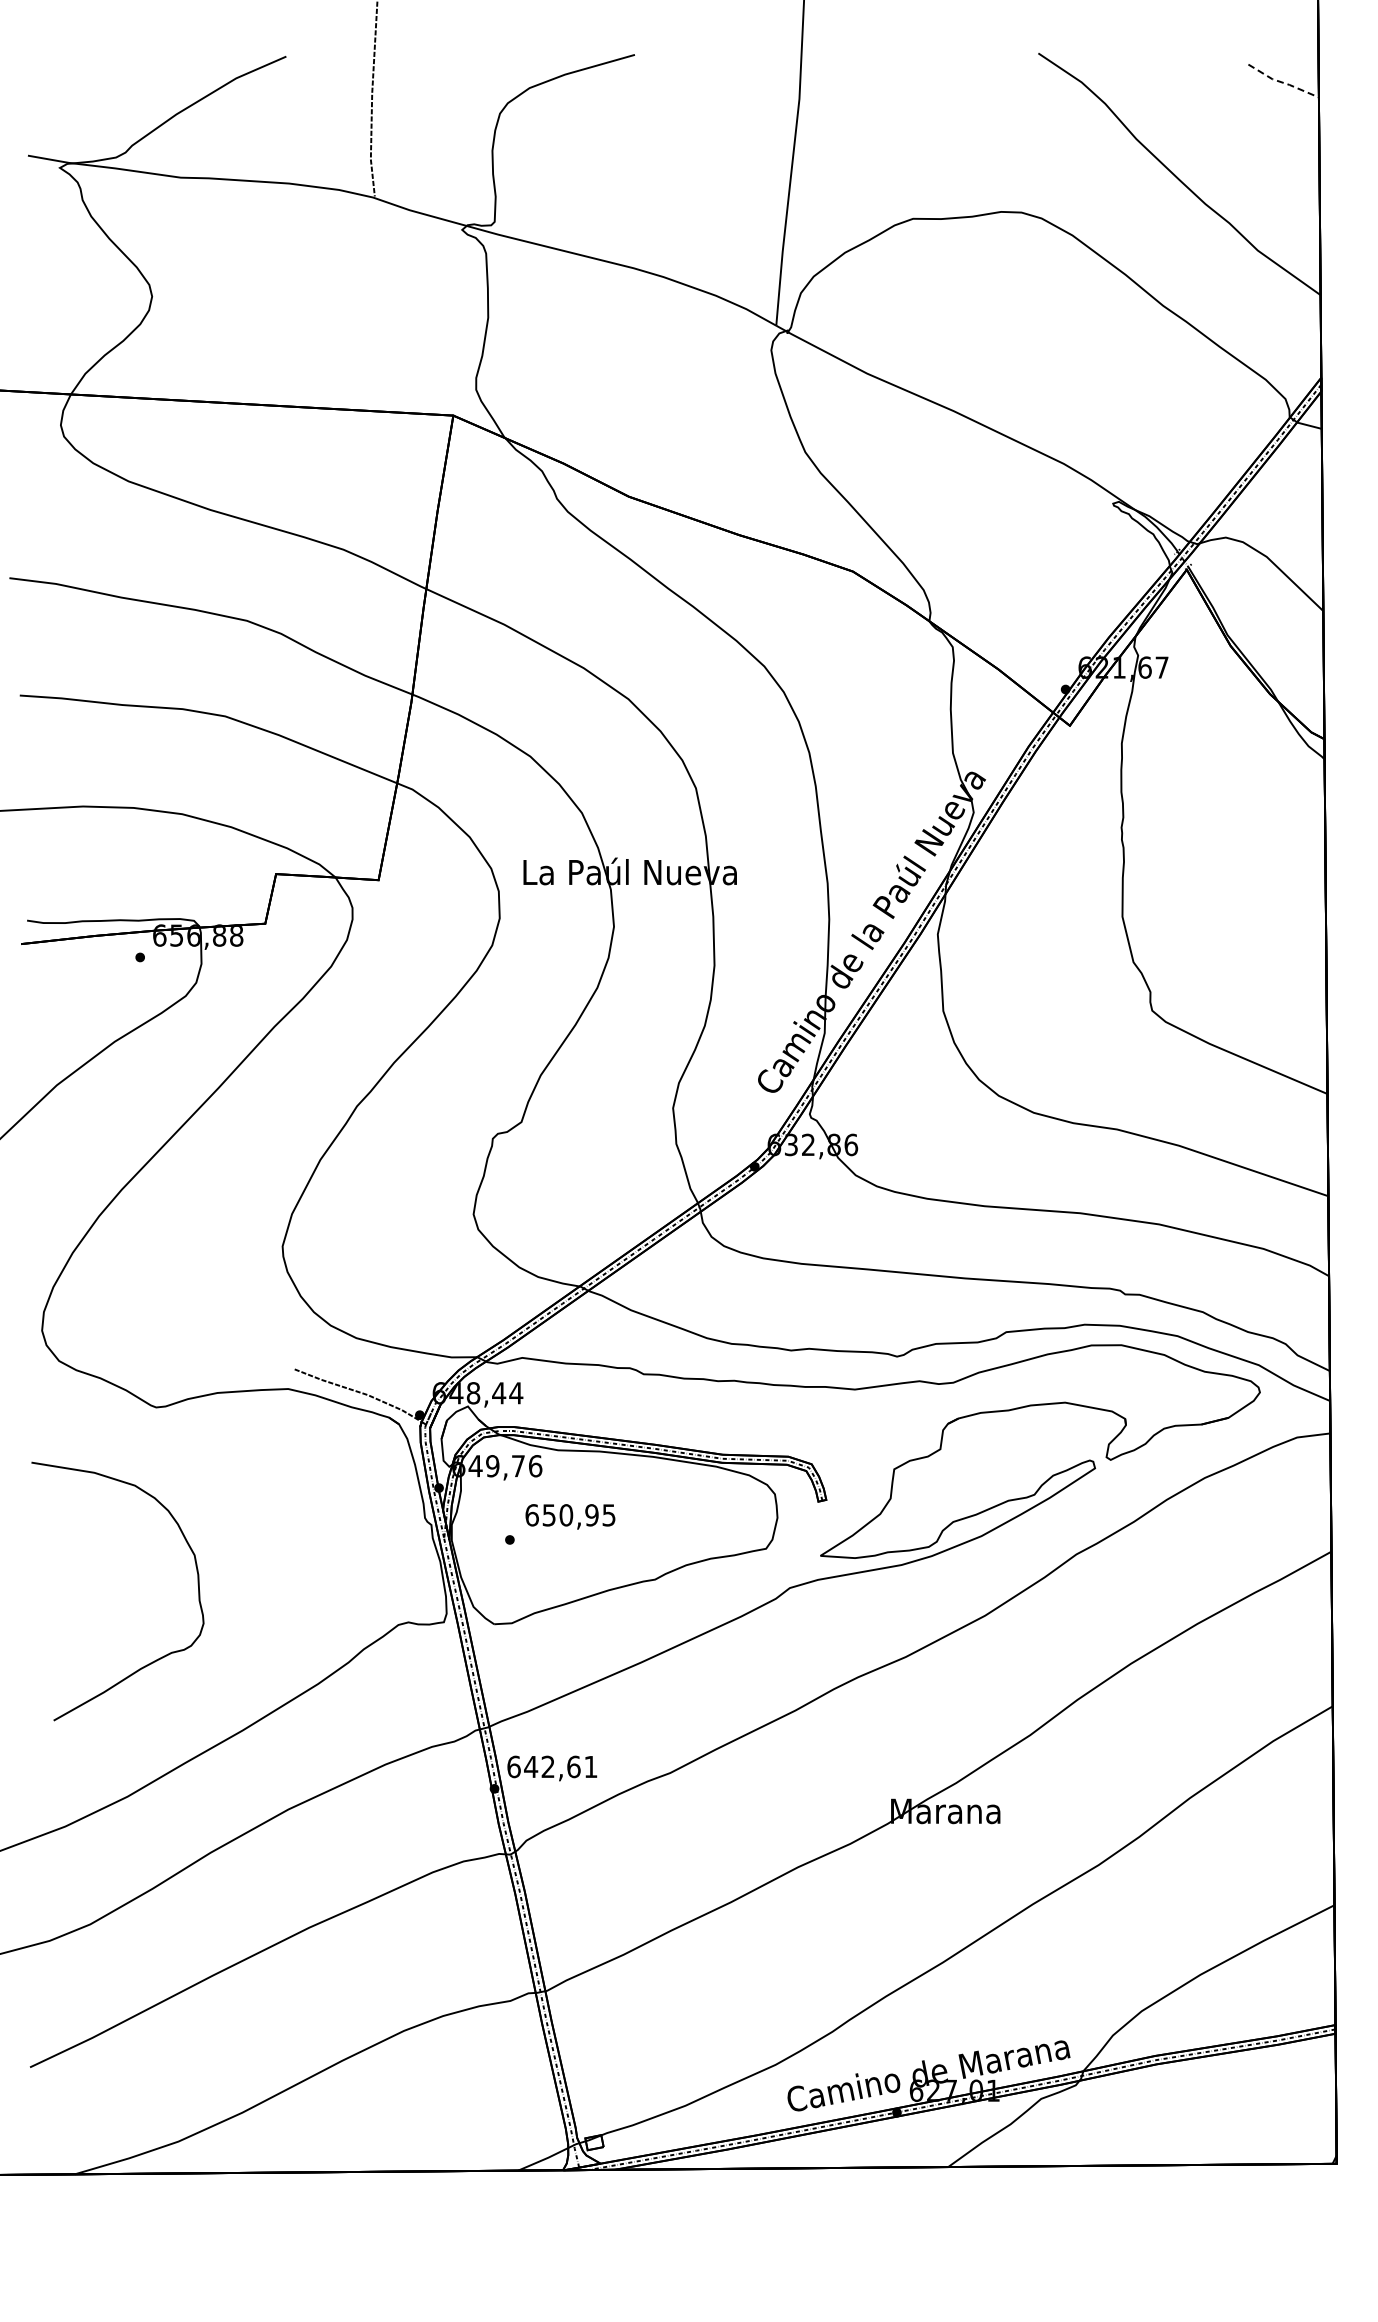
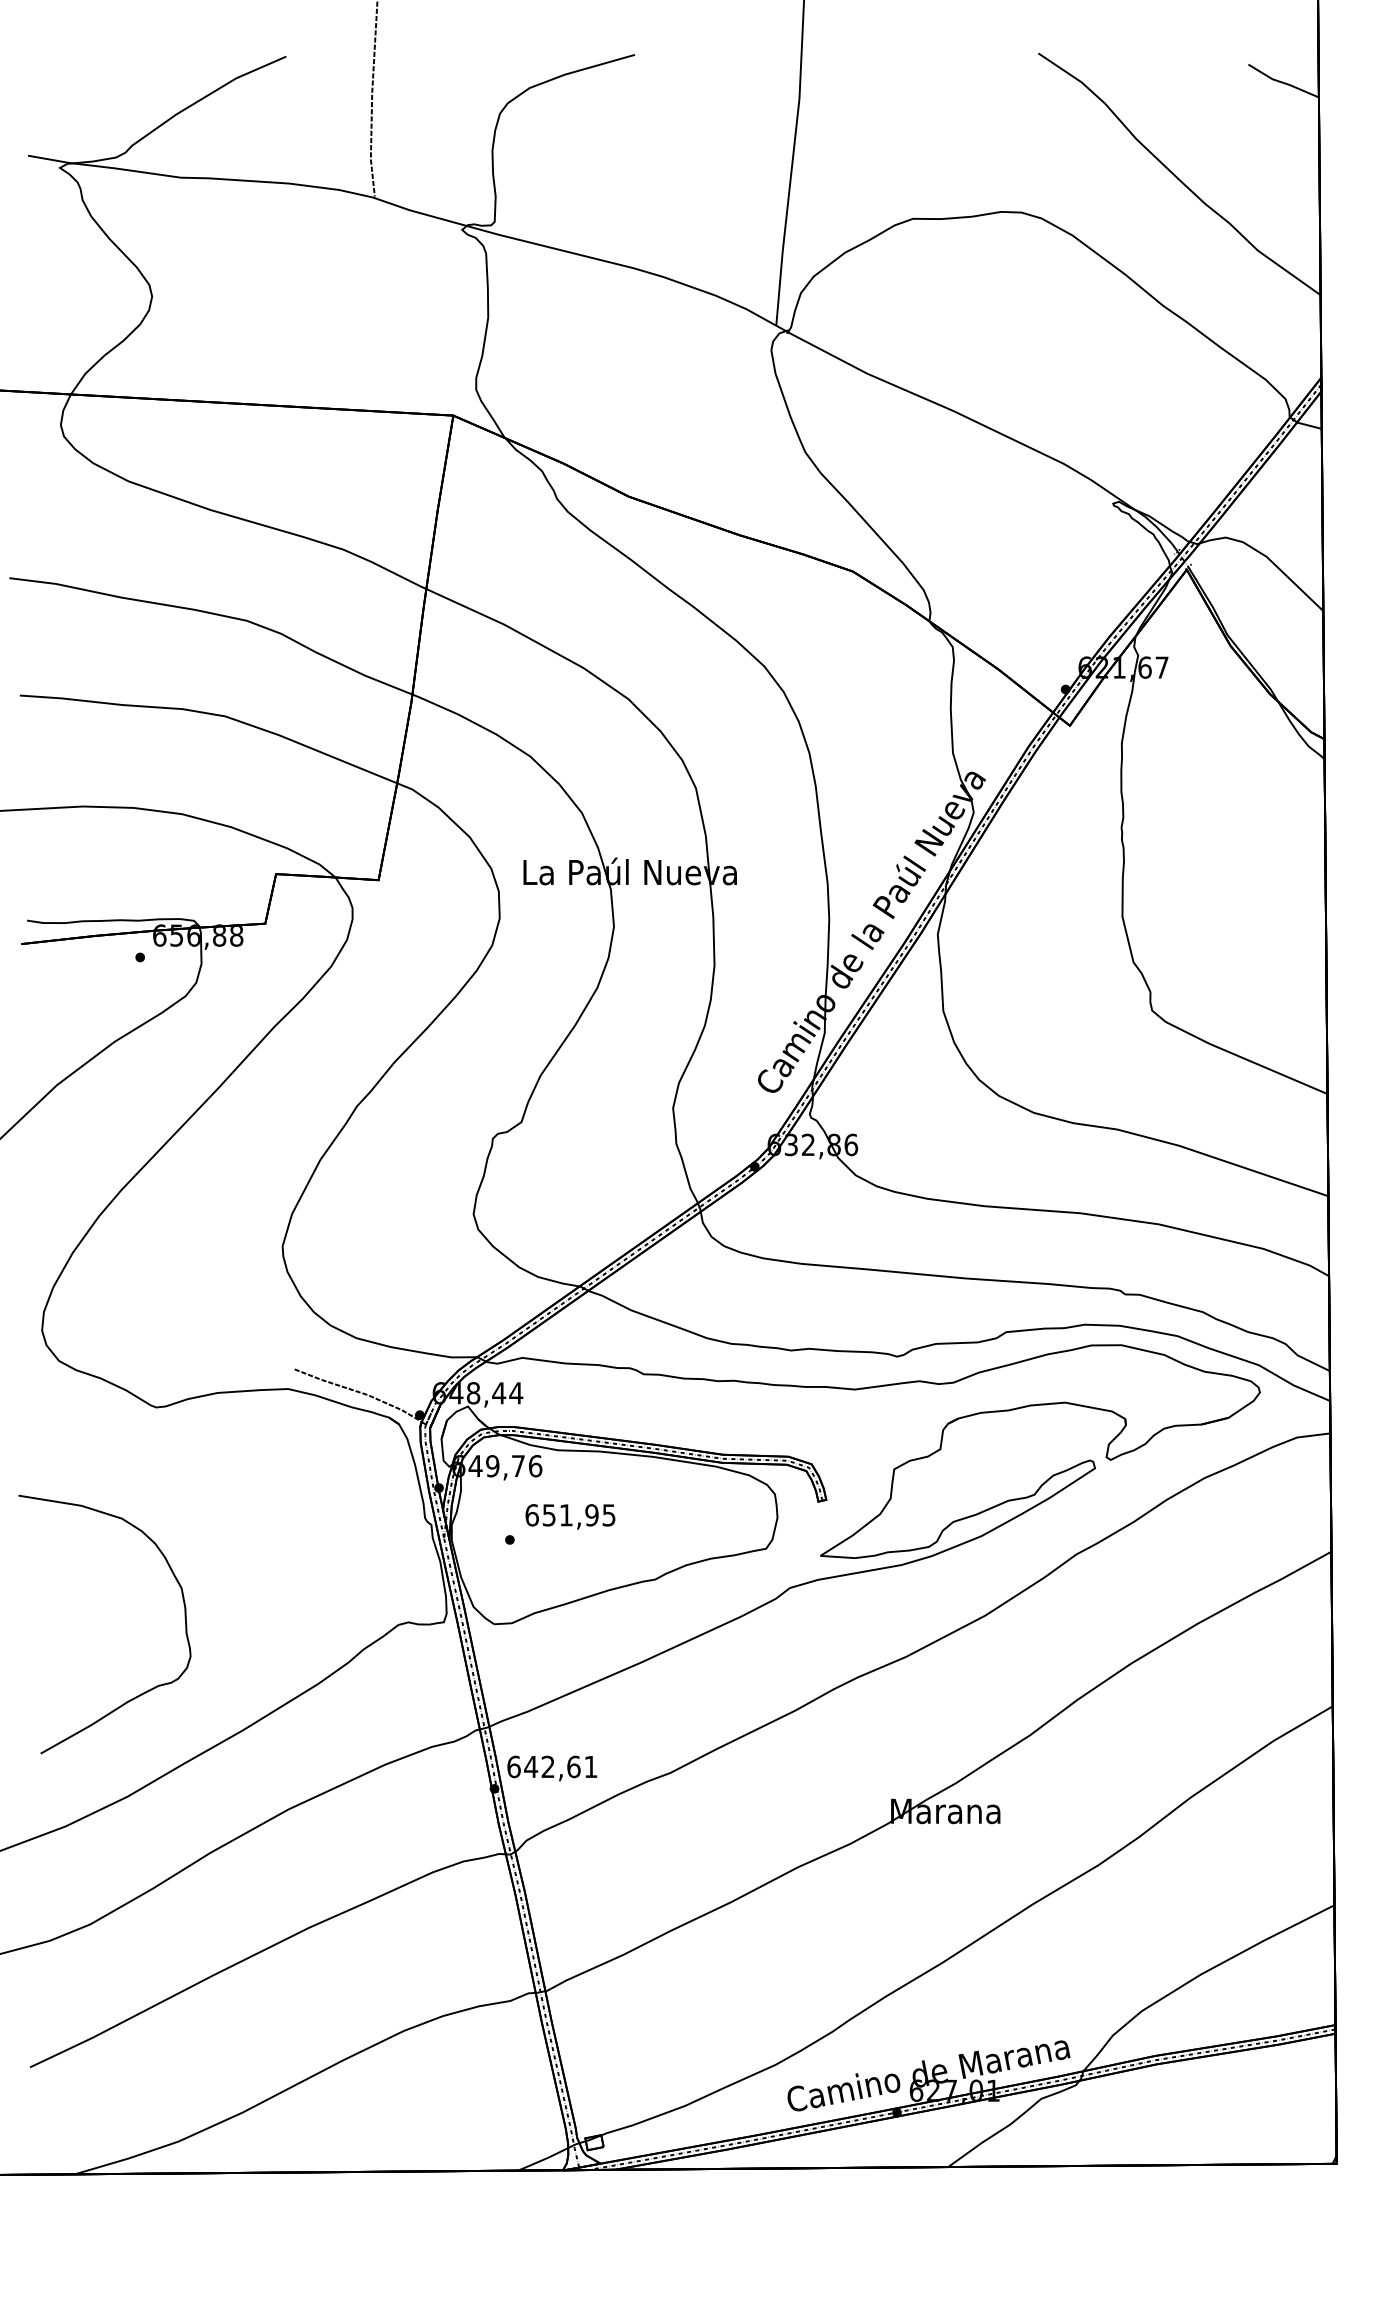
line: dashed -> solid (1282, 82)
text: 650,95 -> 651,95 (566, 1515)
curve position: (152, 1661) -> (139, 1694) (139, 1694)
